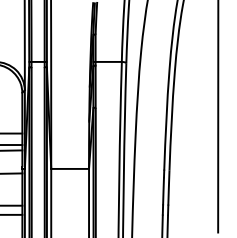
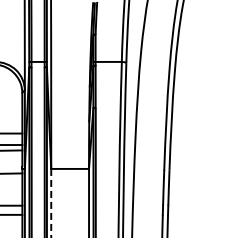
line: present -> none (218, 117)
line: solid -> dashed (51, 203)
